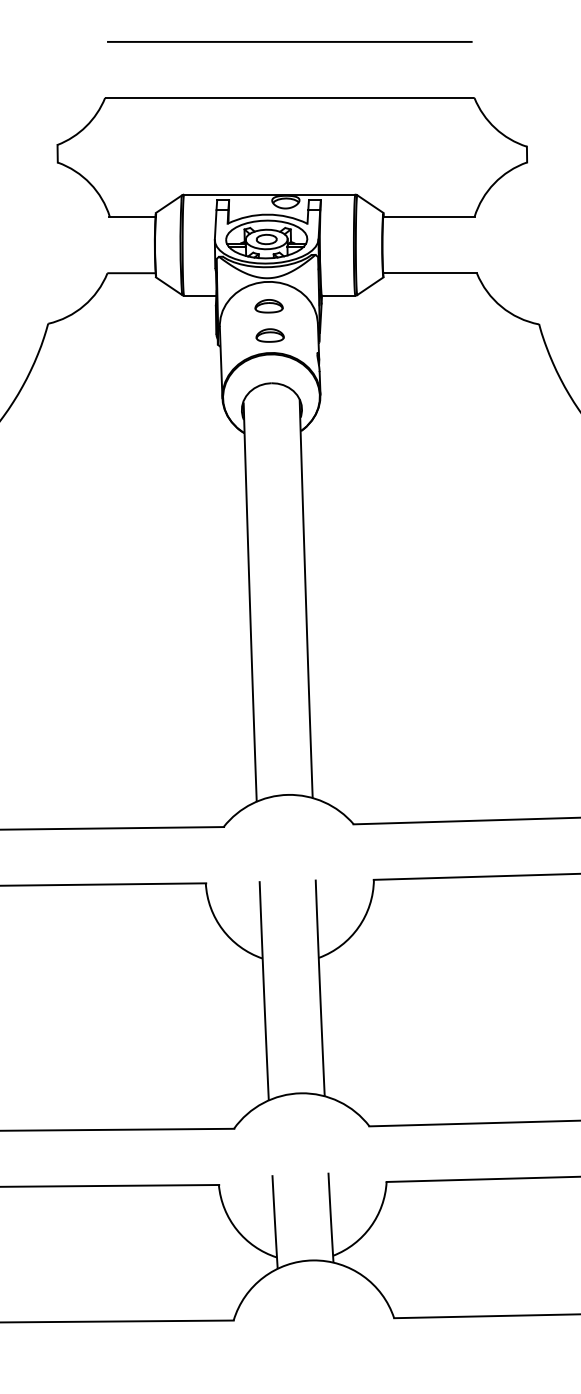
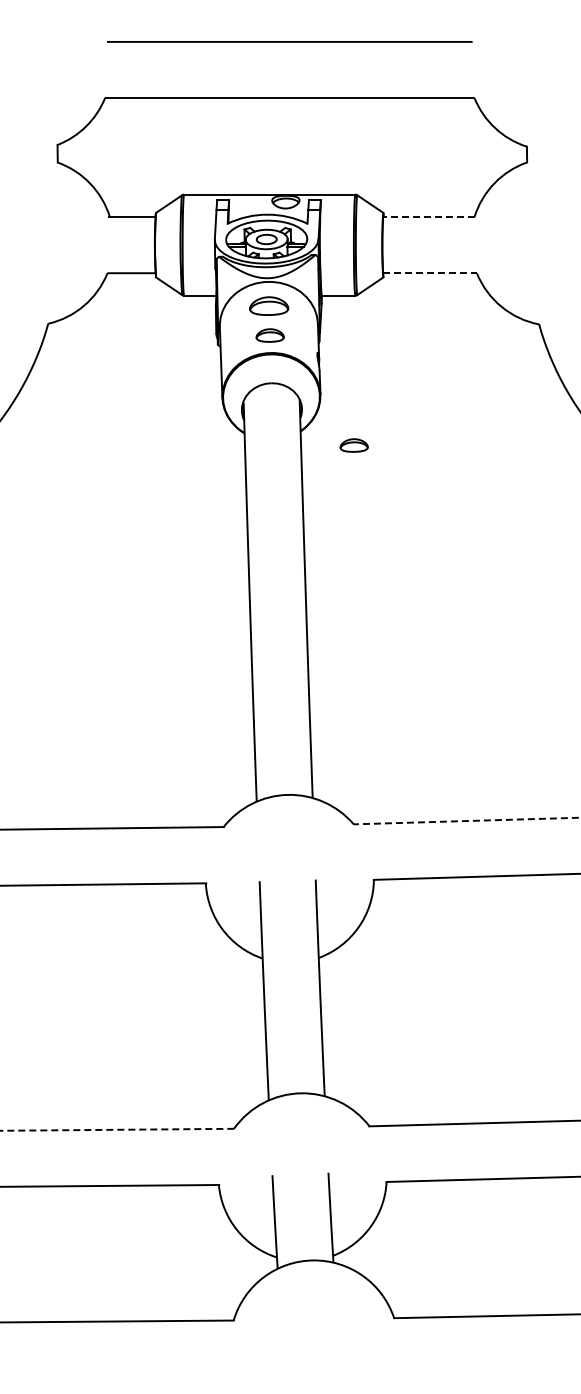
line: solid -> dashed (428, 217)
line: solid -> dashed (430, 273)
part size: 30x15 px -> 41x20 px (269, 305)
part: none -> present (353, 445)
line: solid -> dashed (466, 821)
line: solid -> dashed (117, 1129)
